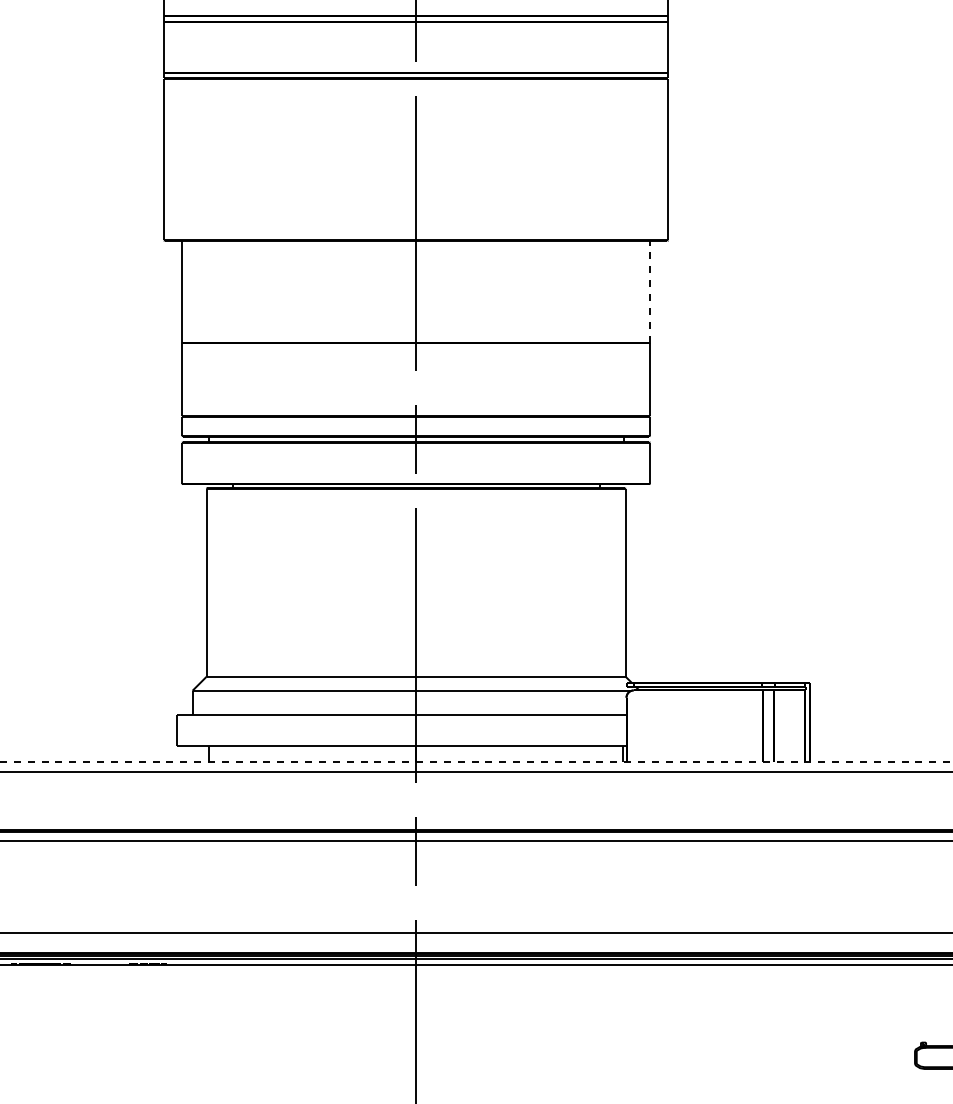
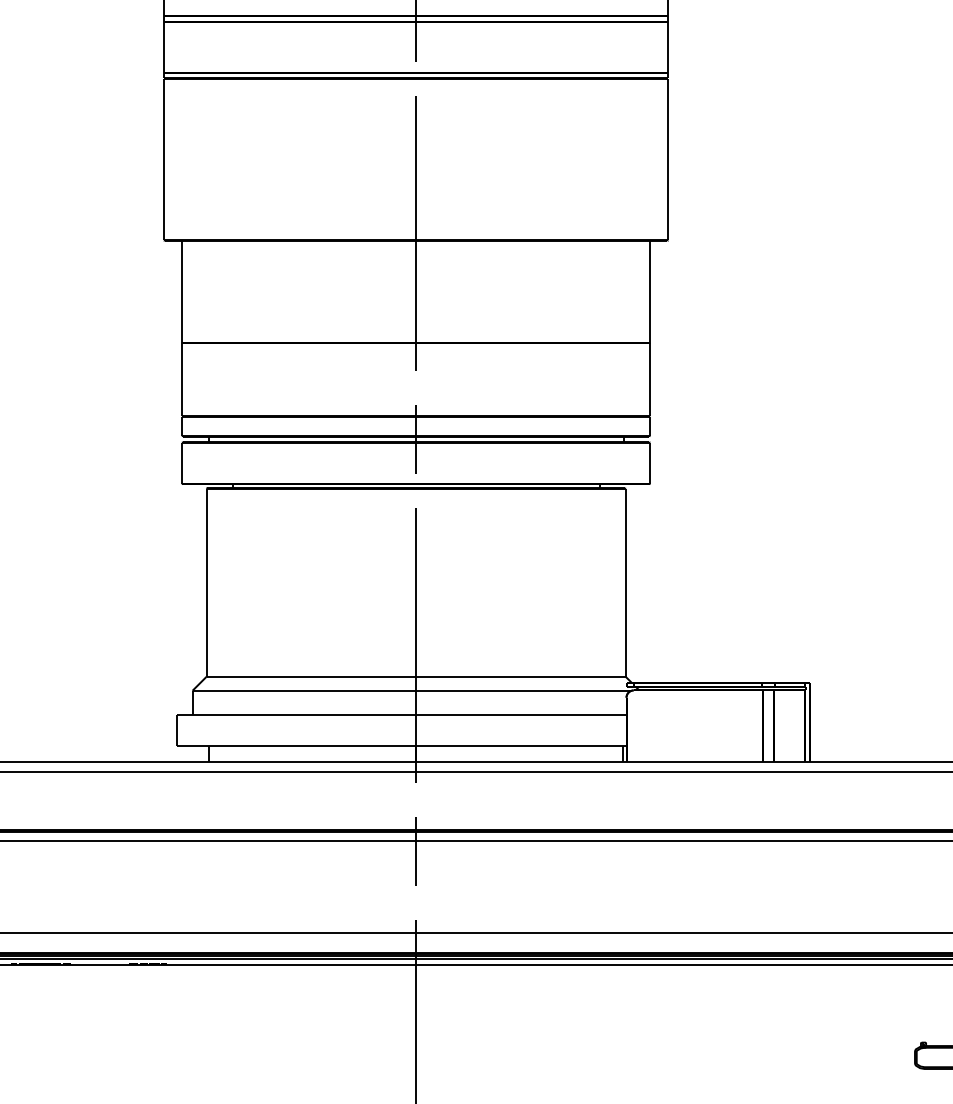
line: dashed -> solid (650, 291)
line: dashed -> solid (476, 761)
